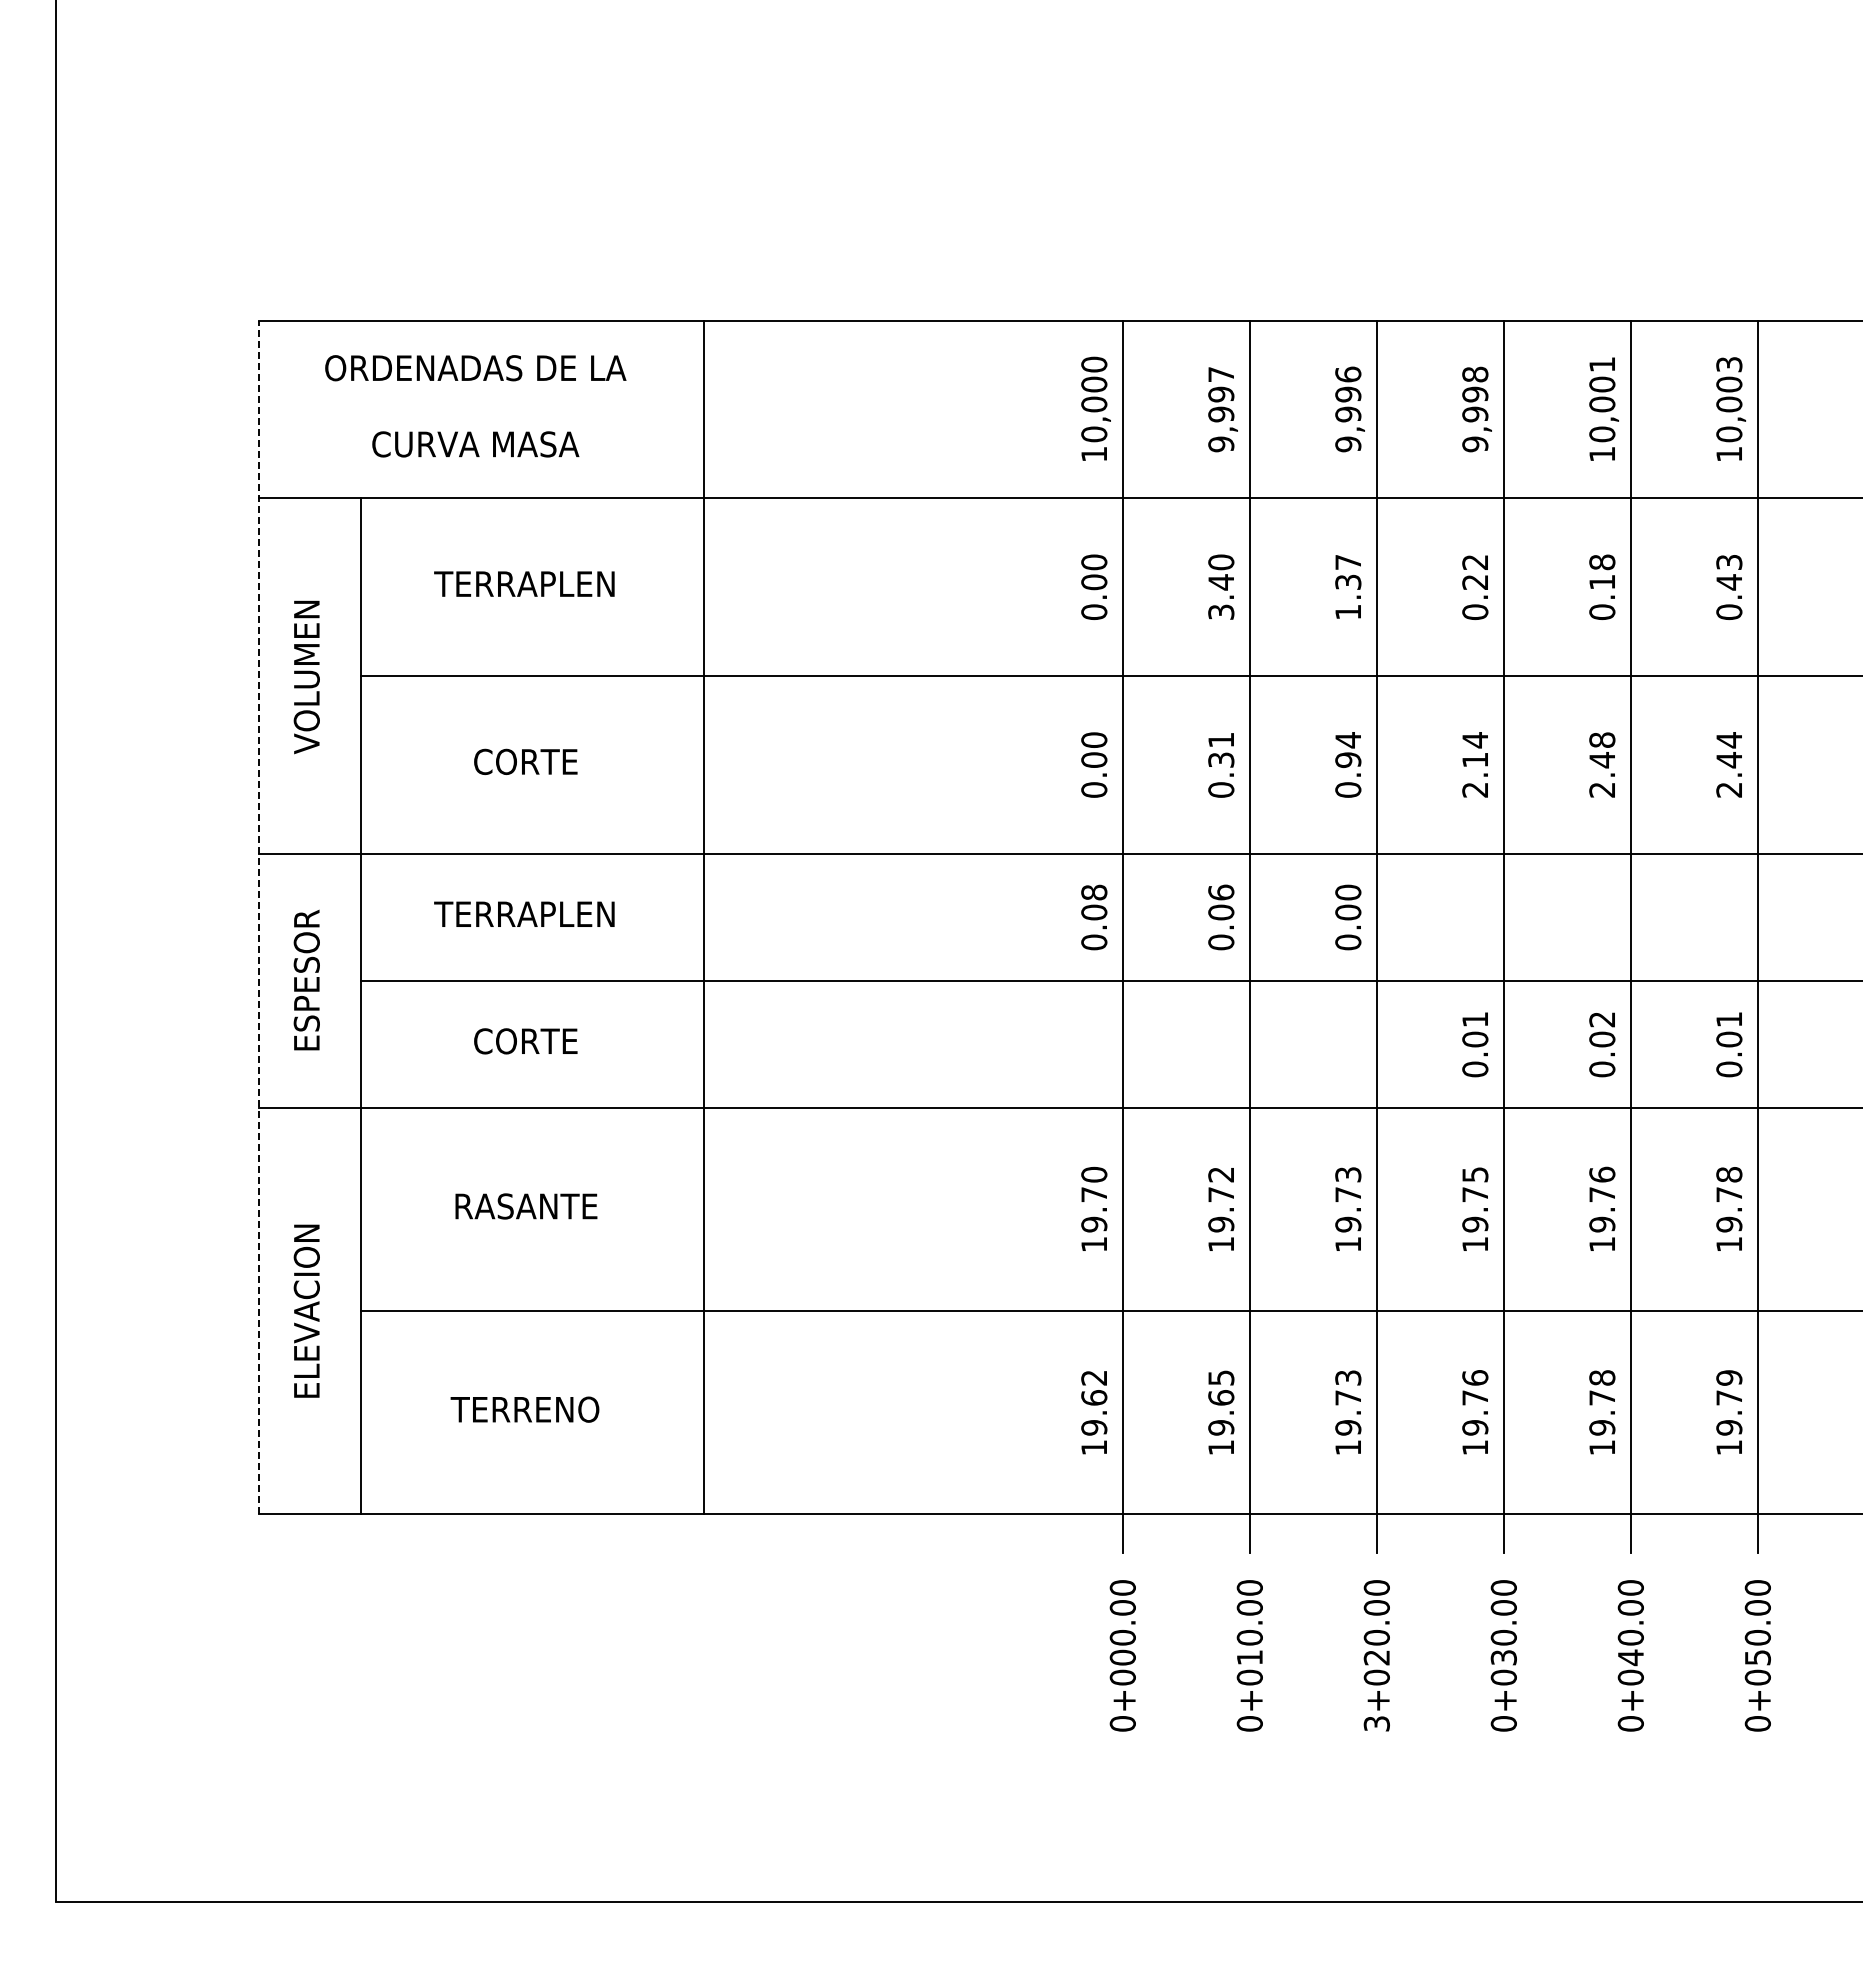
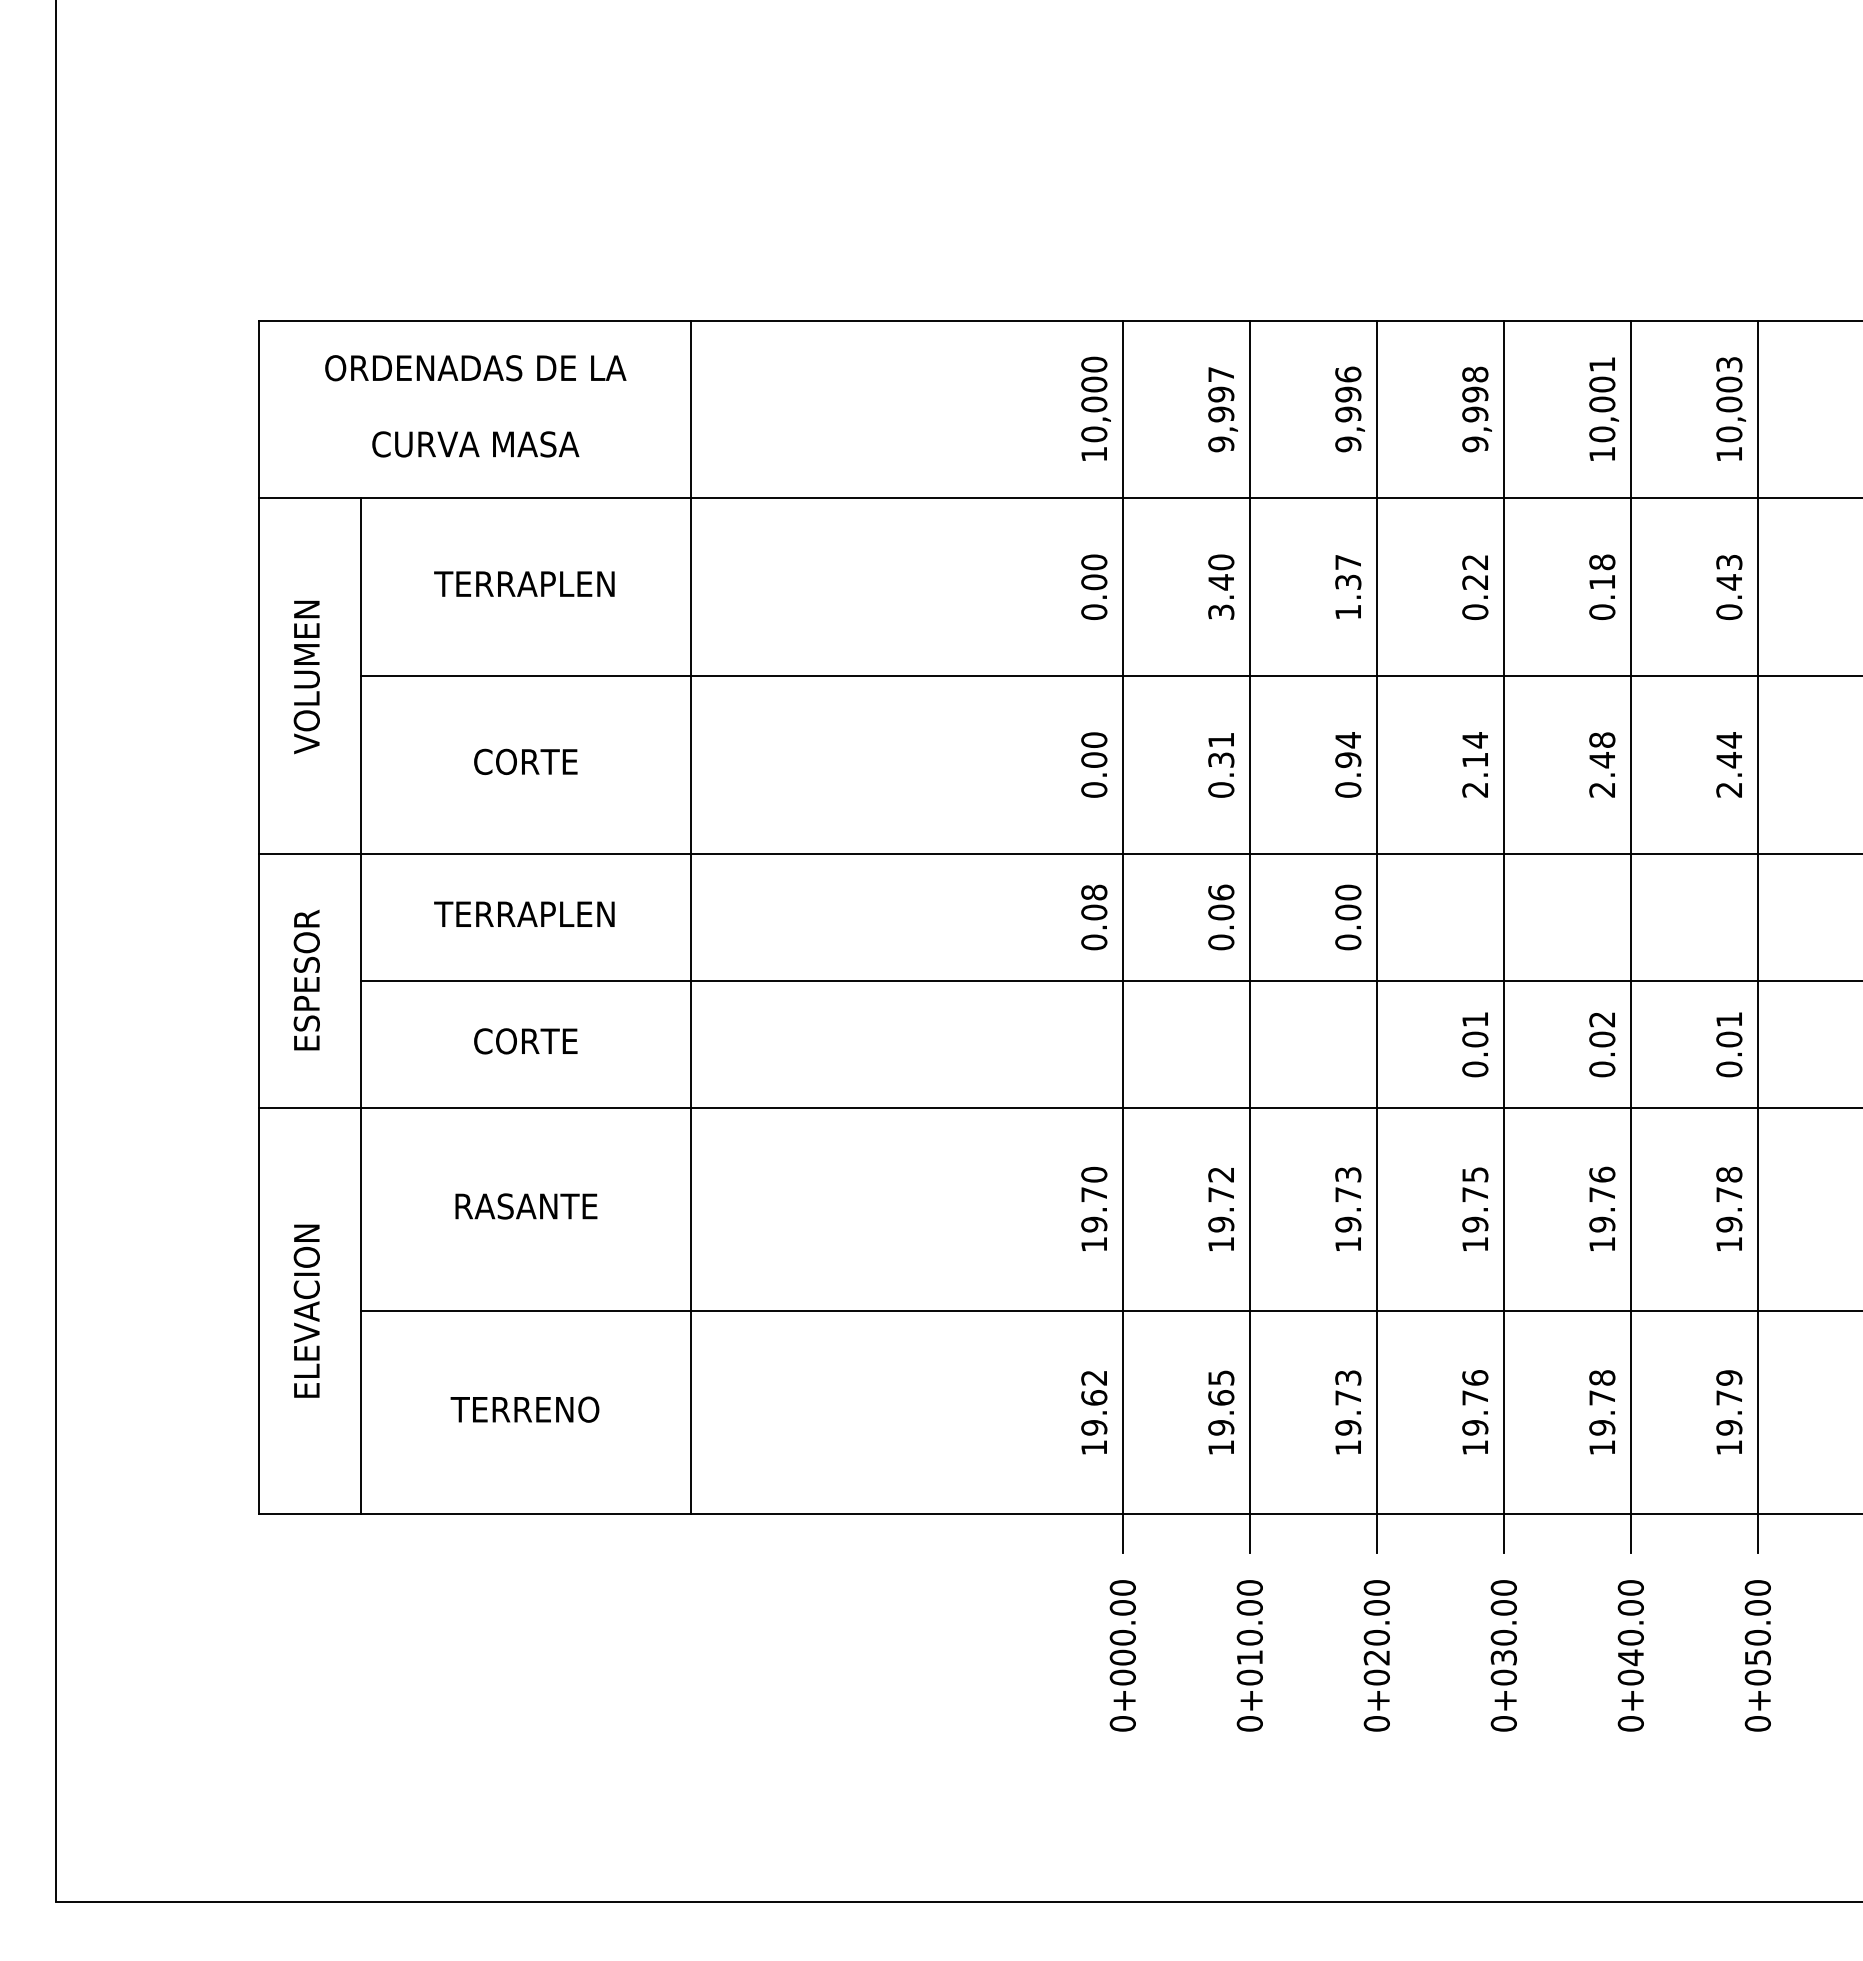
line: dashed -> solid (259, 917)
line position: (704, 917) -> (691, 917) (691, 917)
text: 3+020.00 -> 0+020.00 (1376, 1723)
